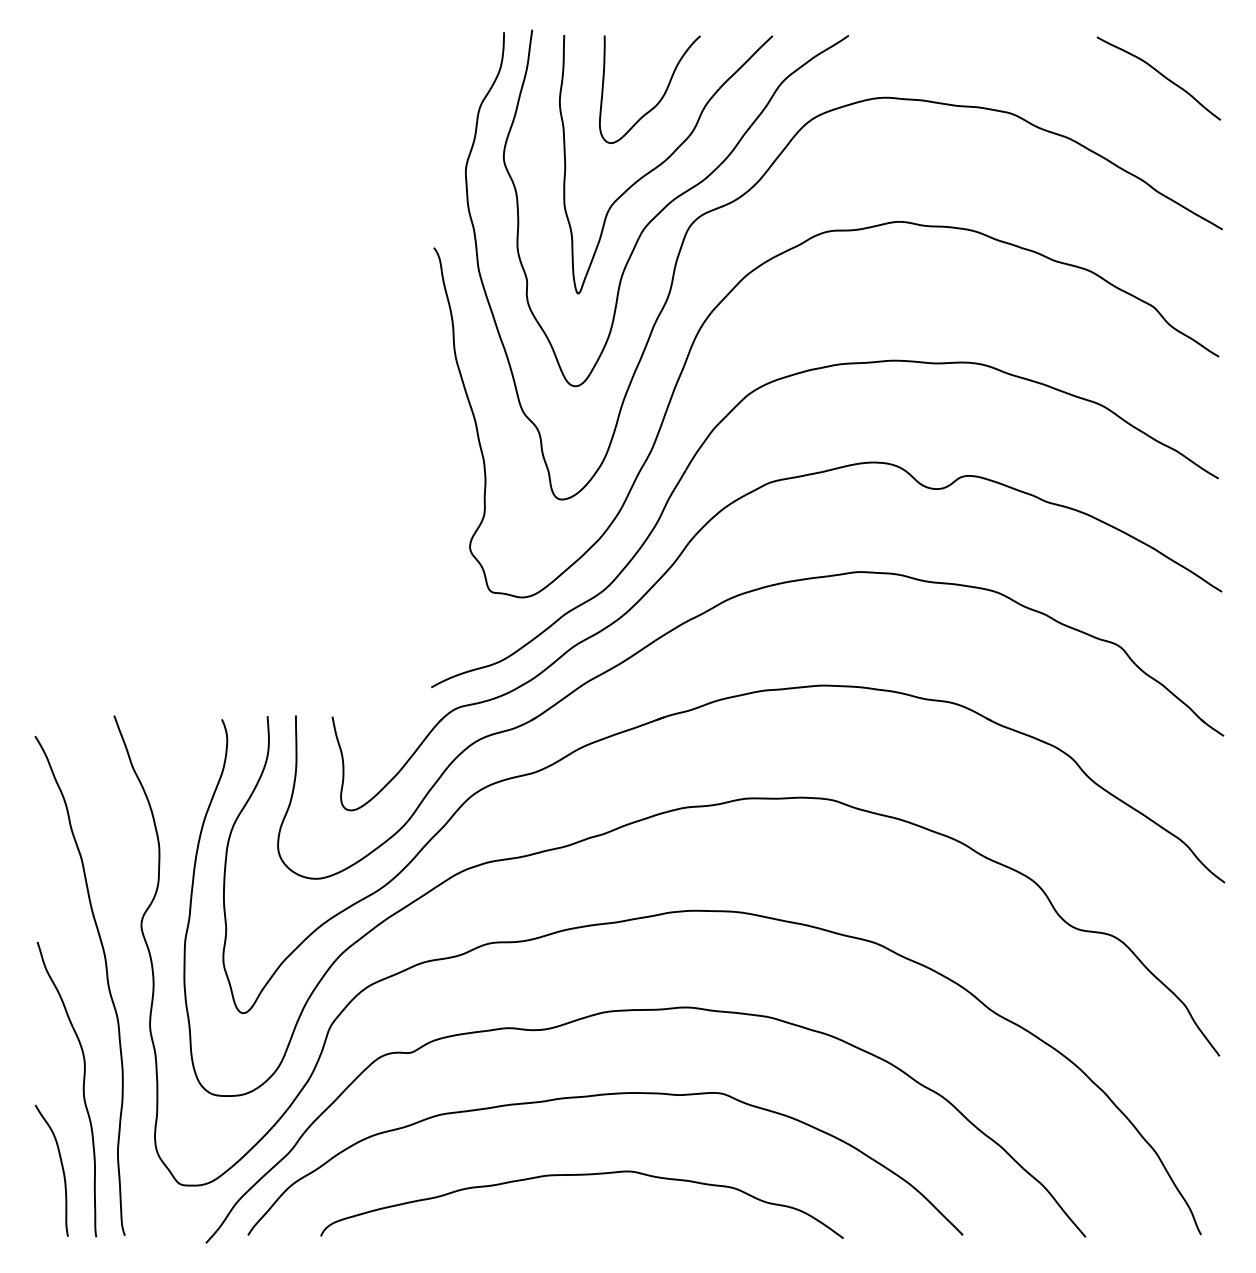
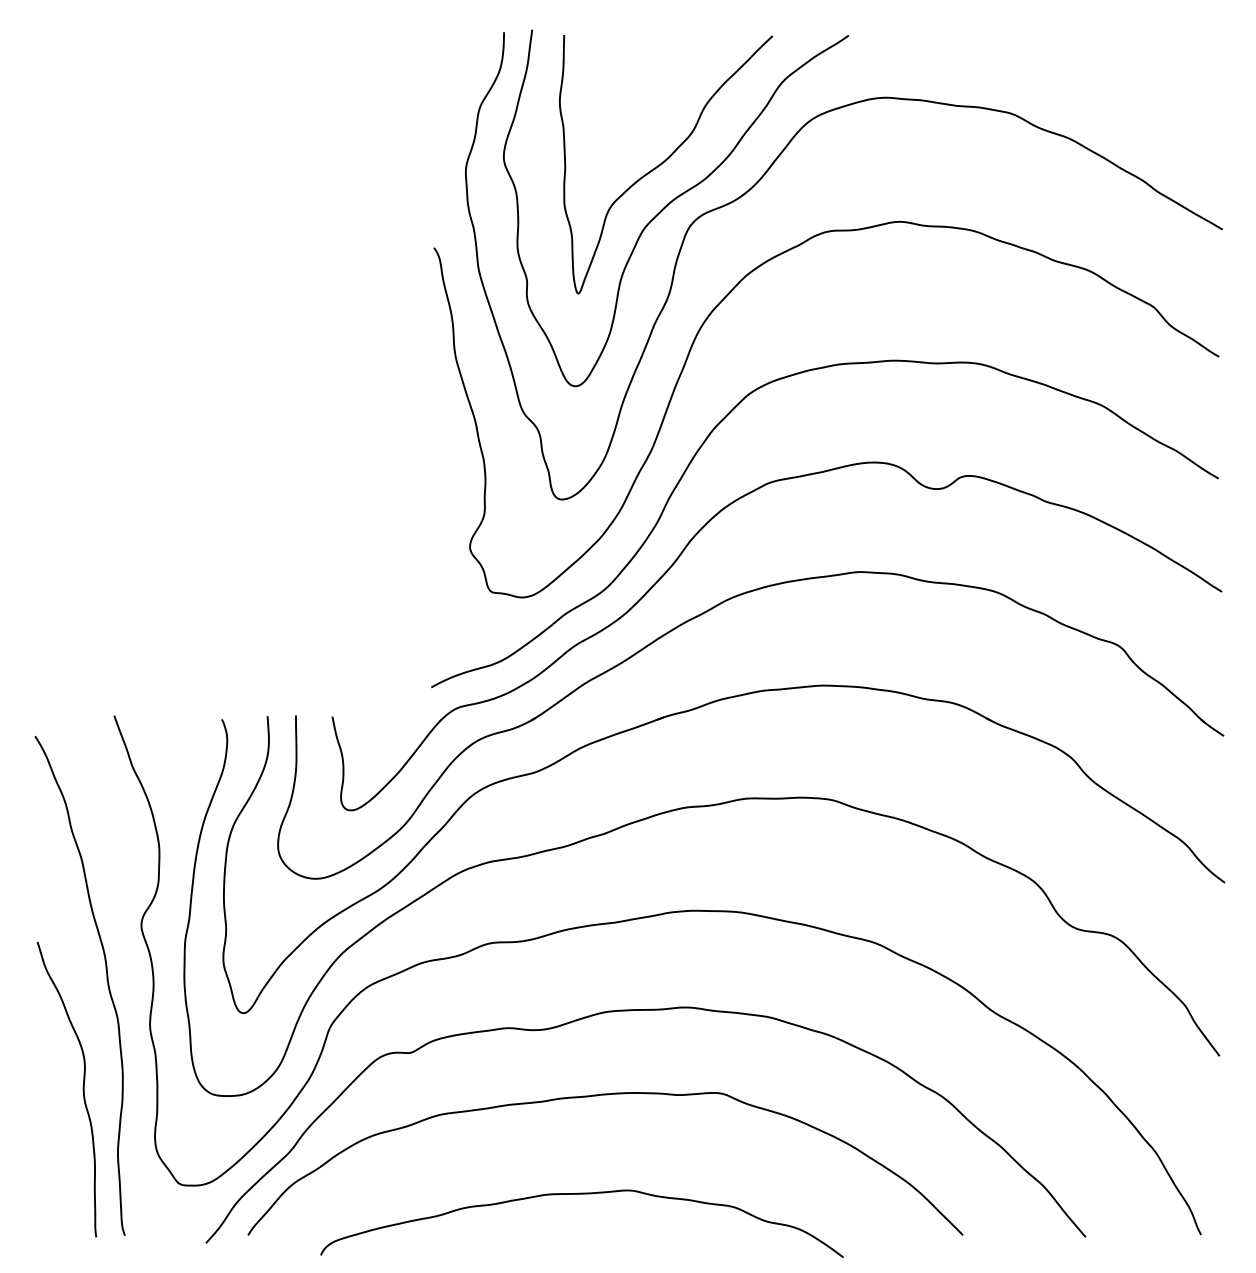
curve: present -> none (1161, 75)
curve: present -> none (660, 98)
curve: present -> none (61, 1167)
curve position: (581, 1175) -> (581, 1194) (581, 1194)
